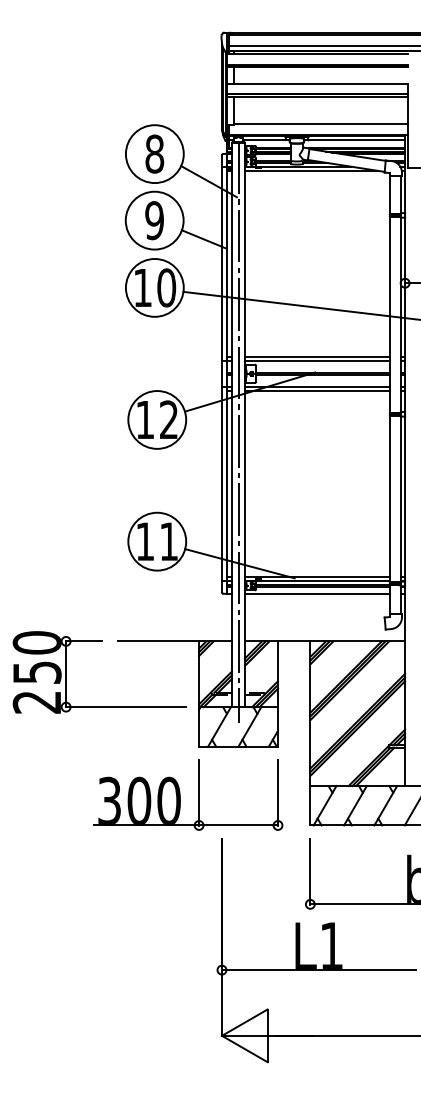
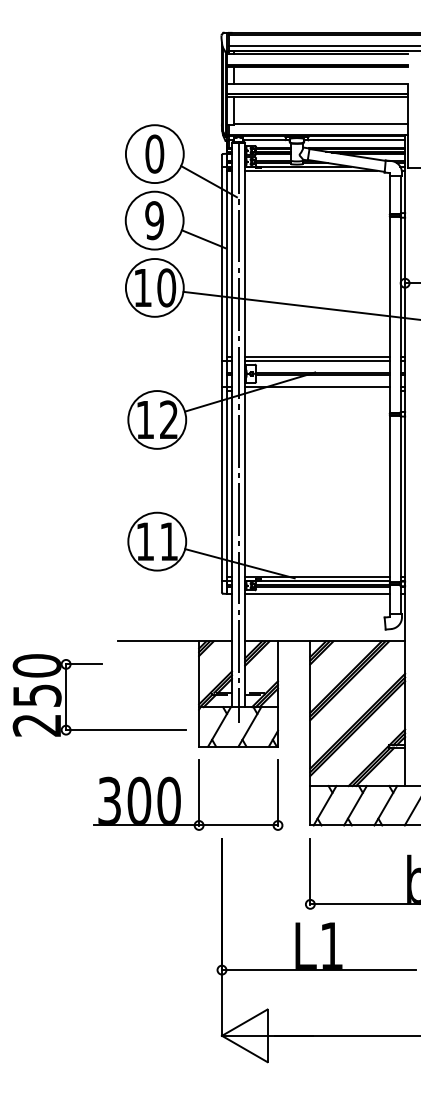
text: 8 -> 0 (154, 154)
line: present -> none (317, 390)
part position: (99, 641) -> (99, 664) (99, 664)
